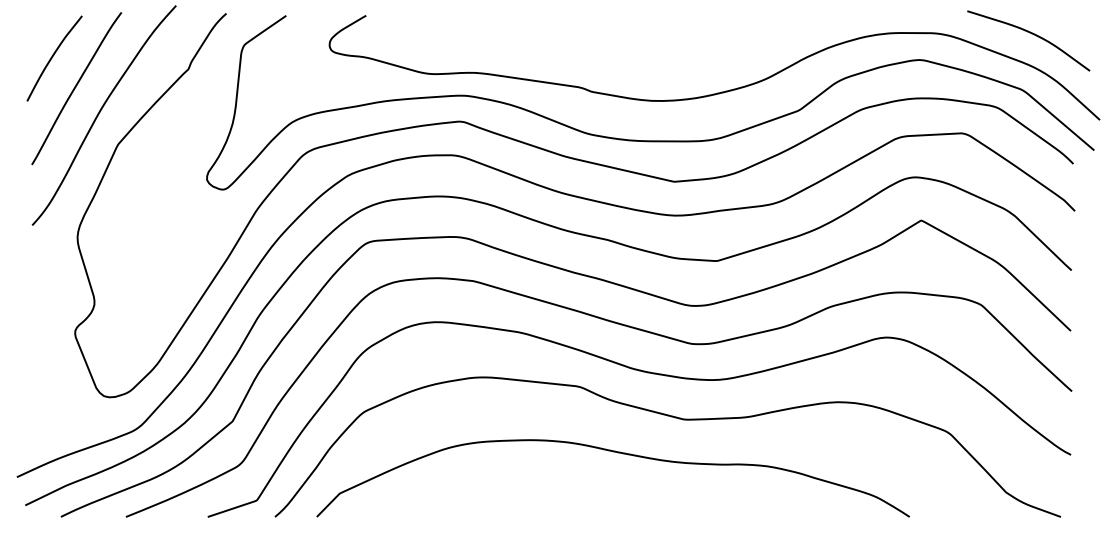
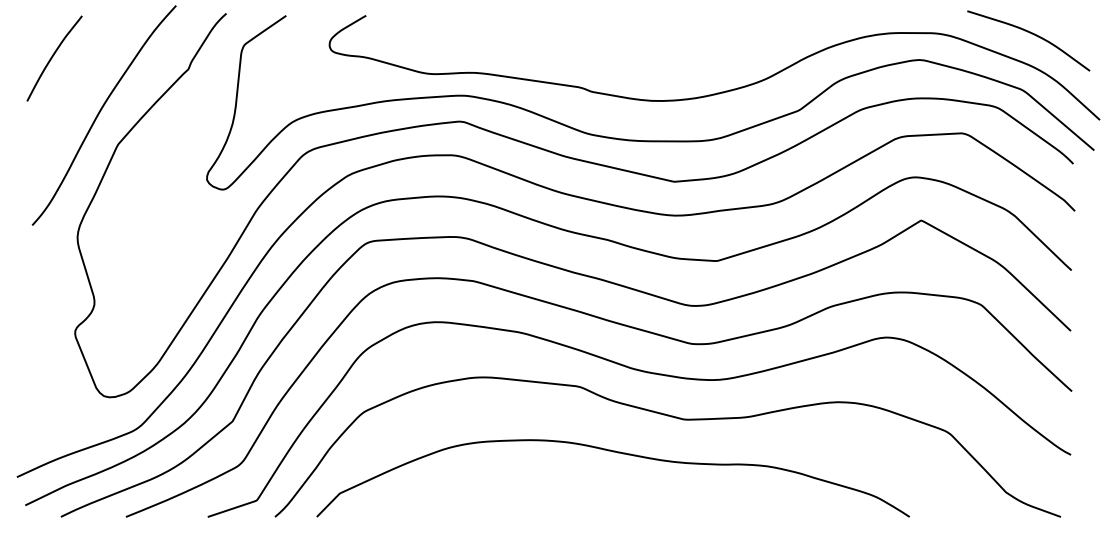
curve: present -> none (76, 87)
